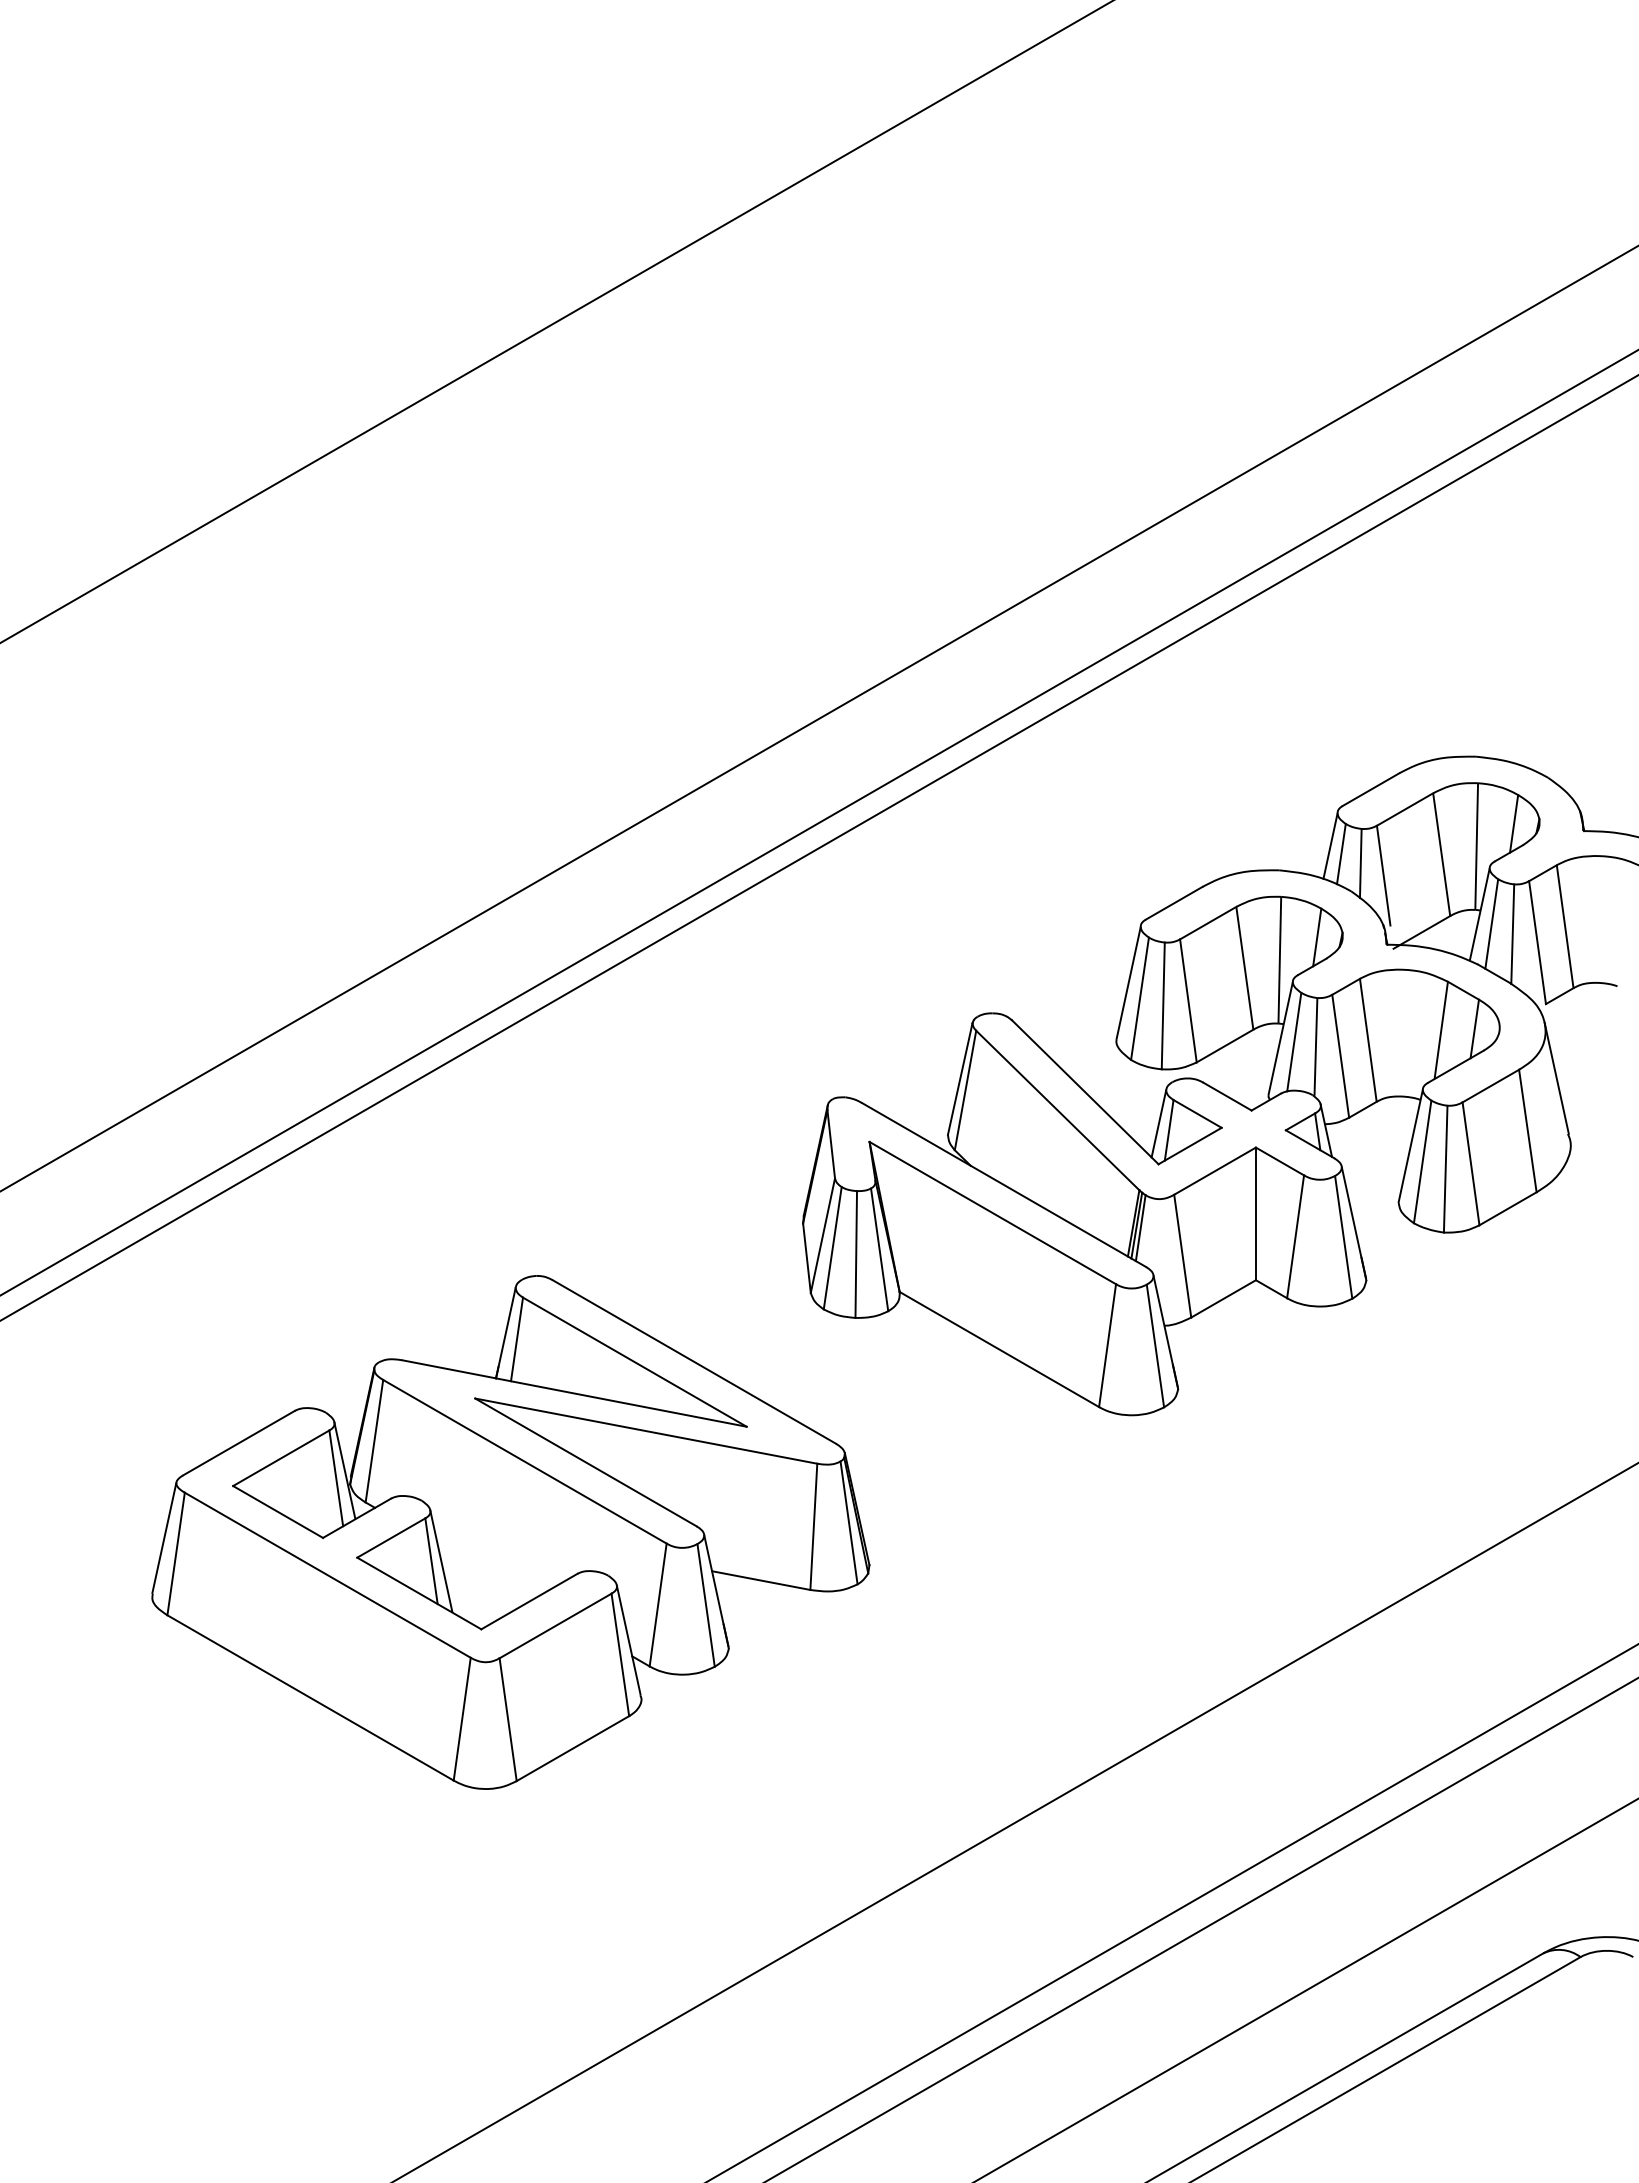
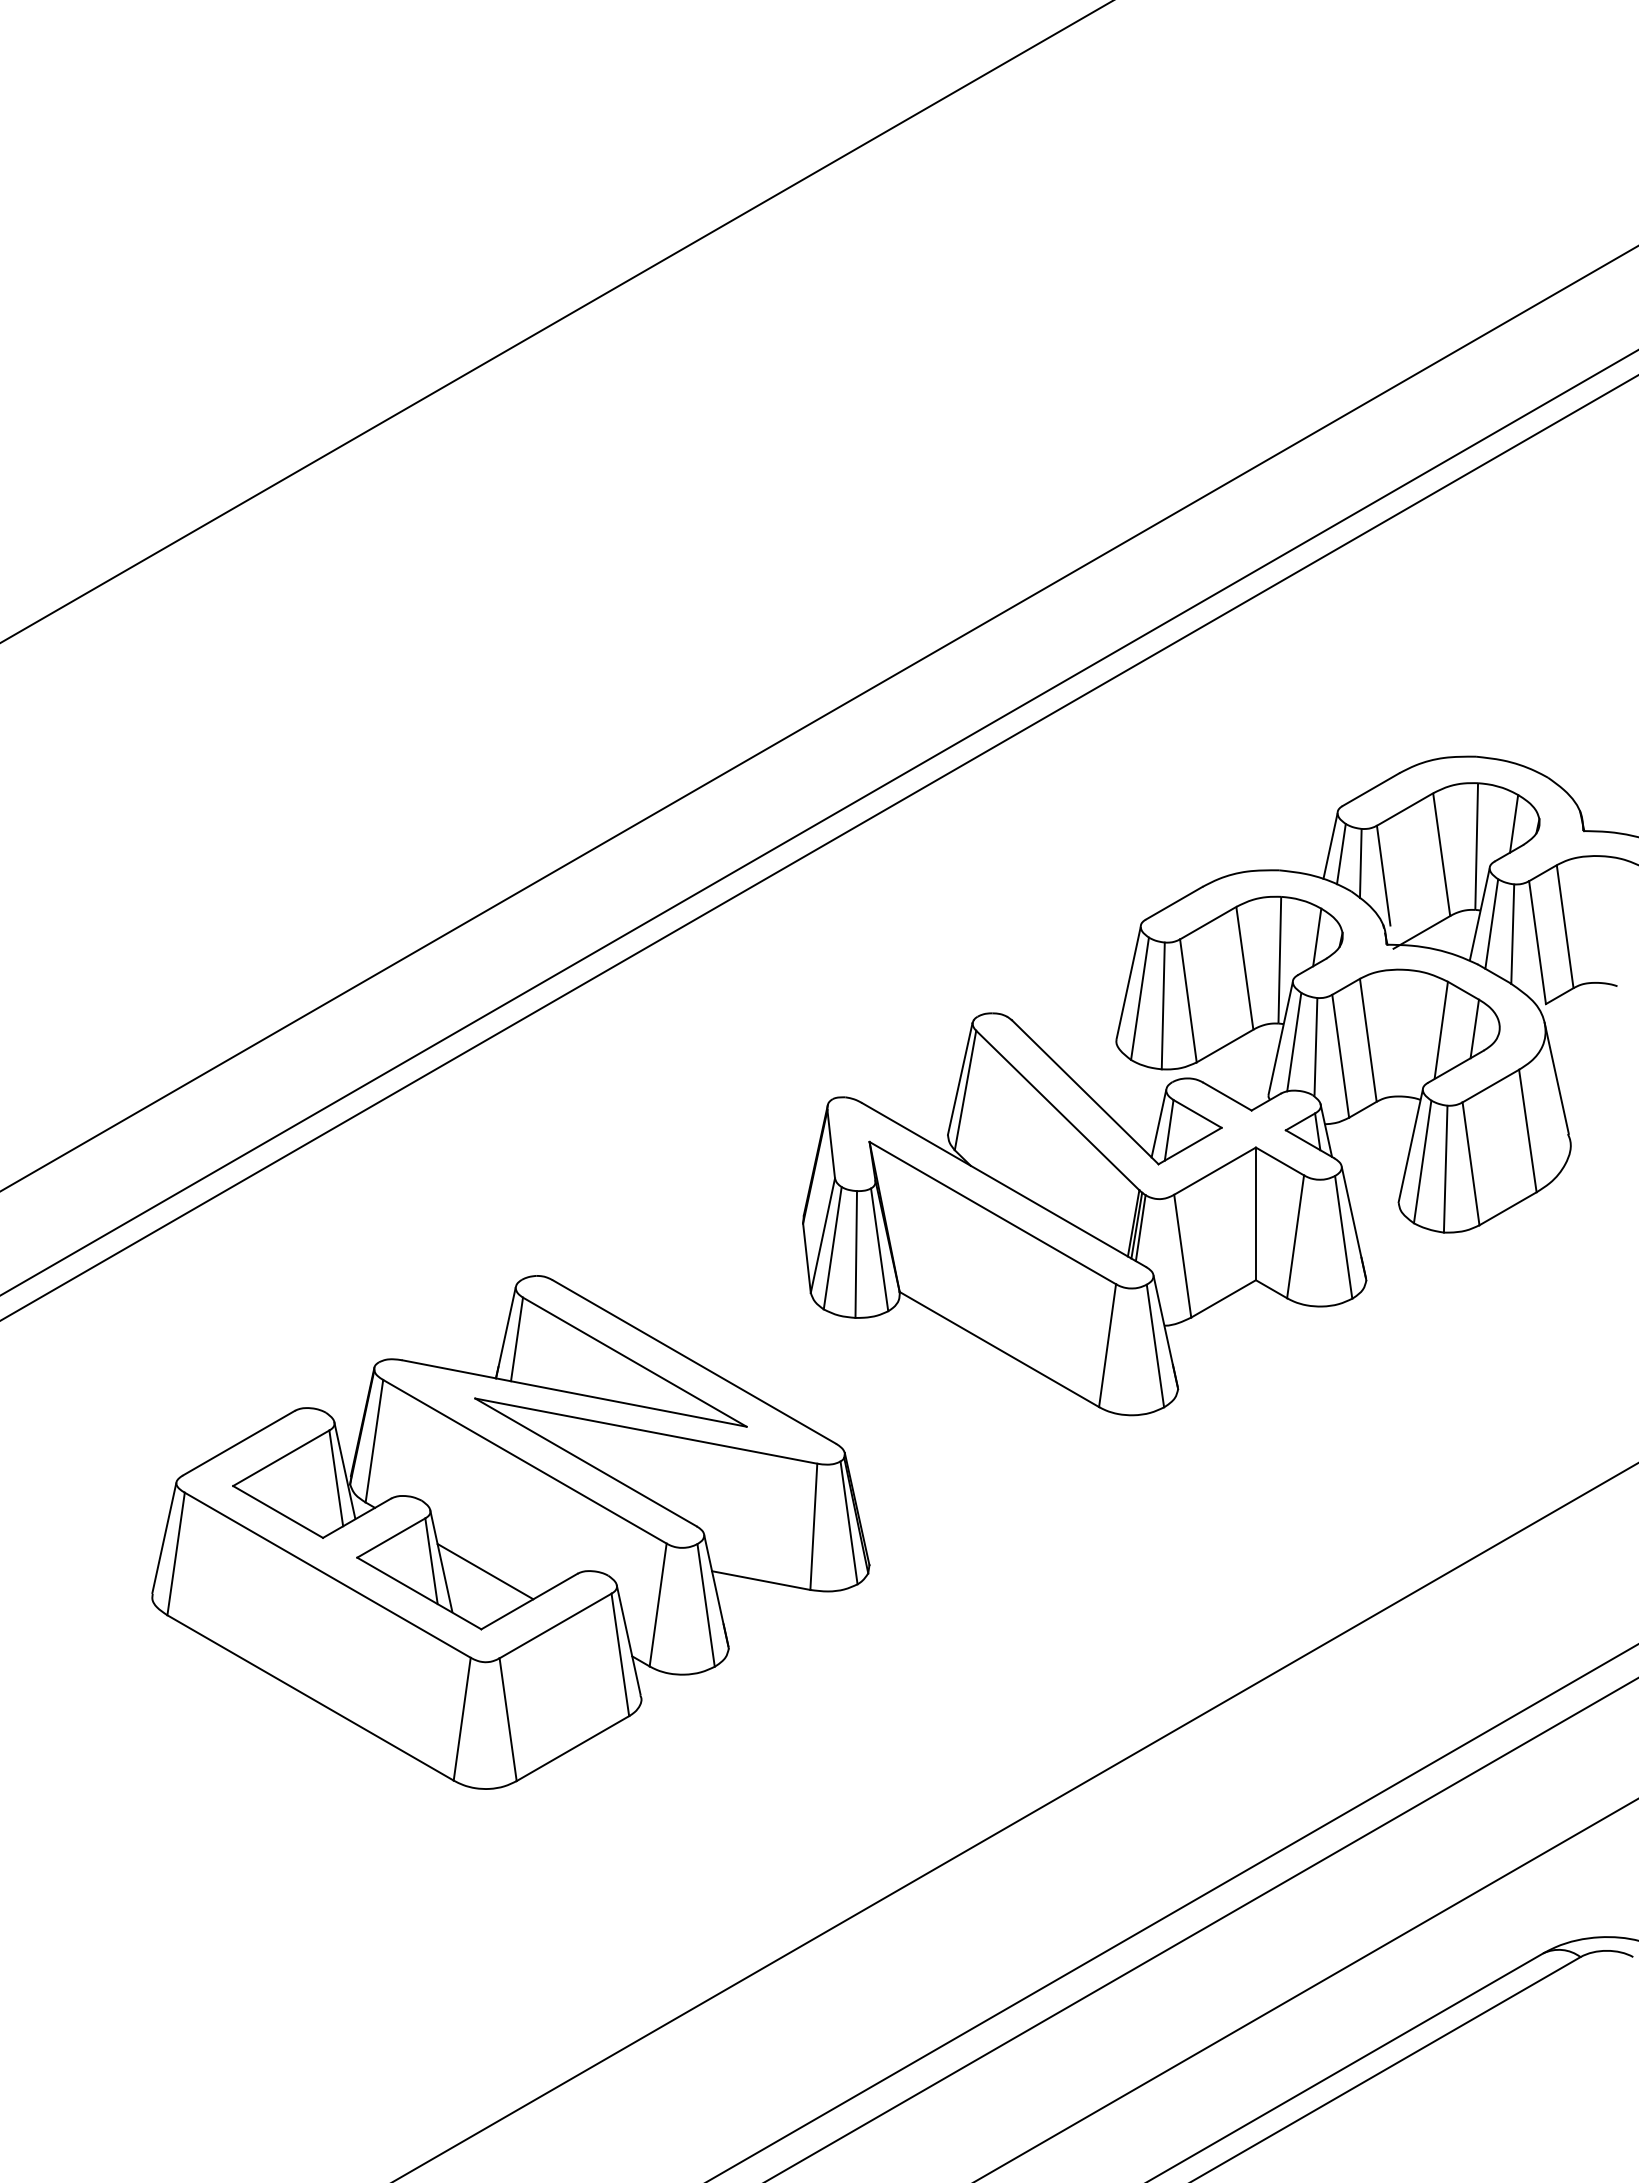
line: none -> present (485, 1571)
